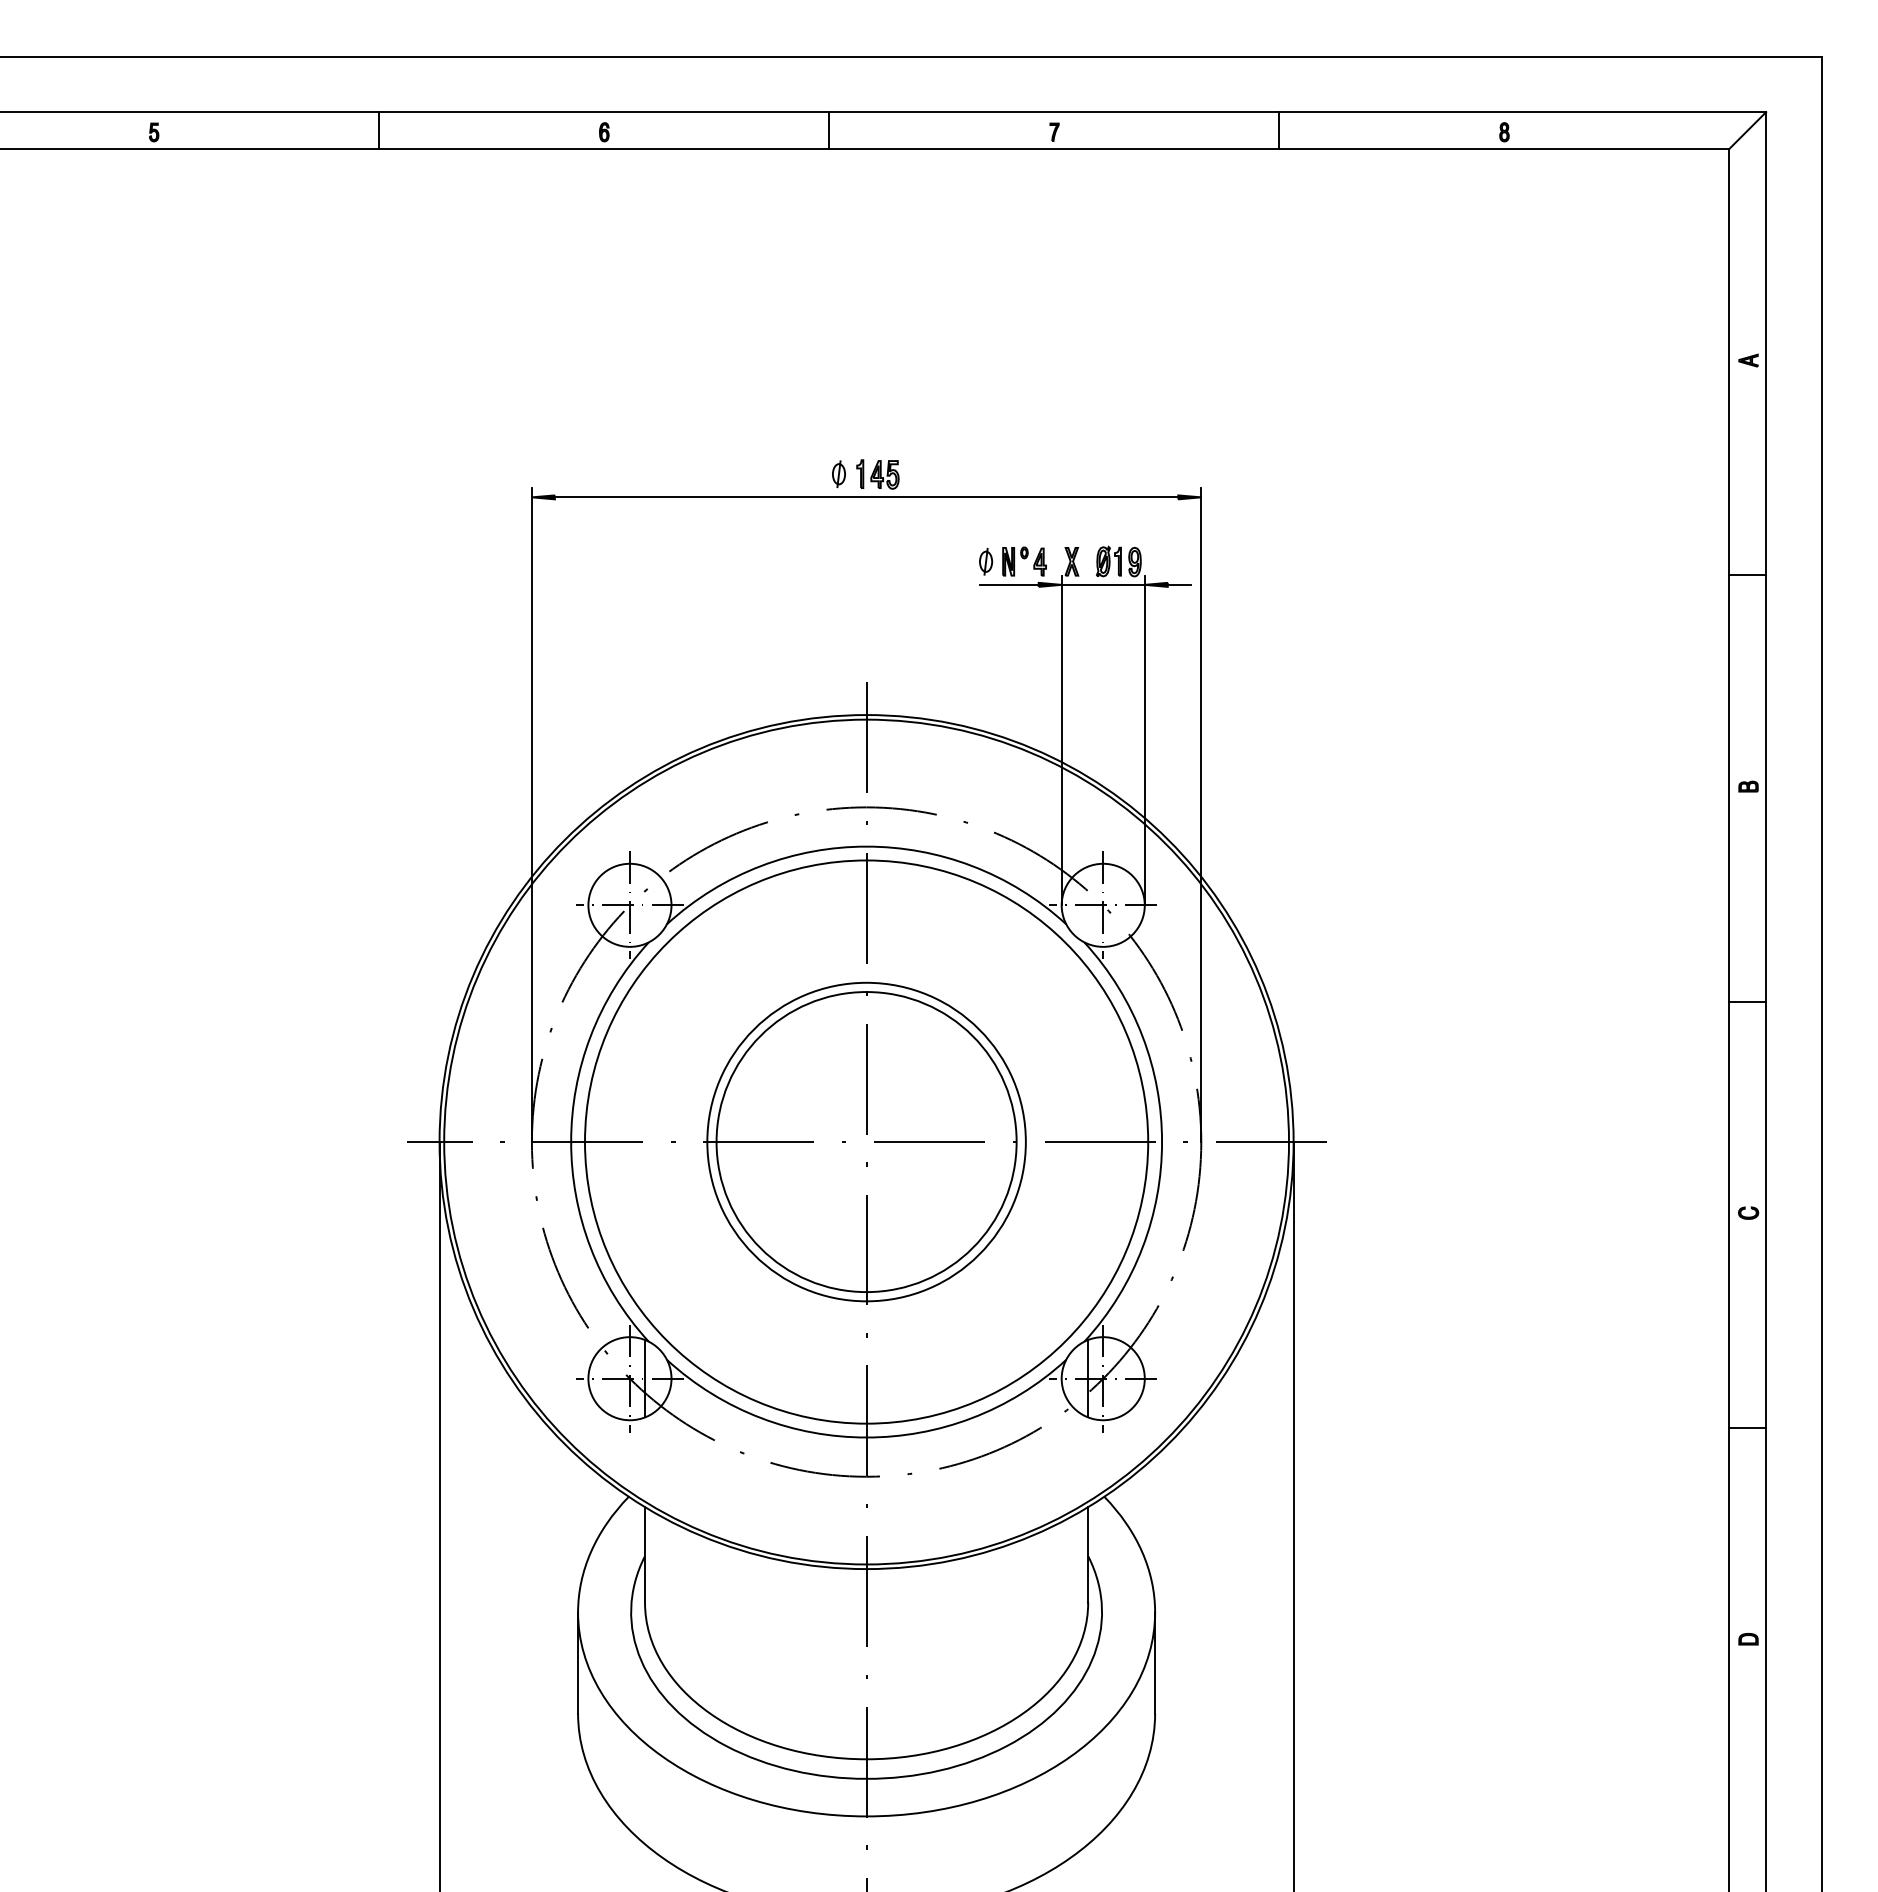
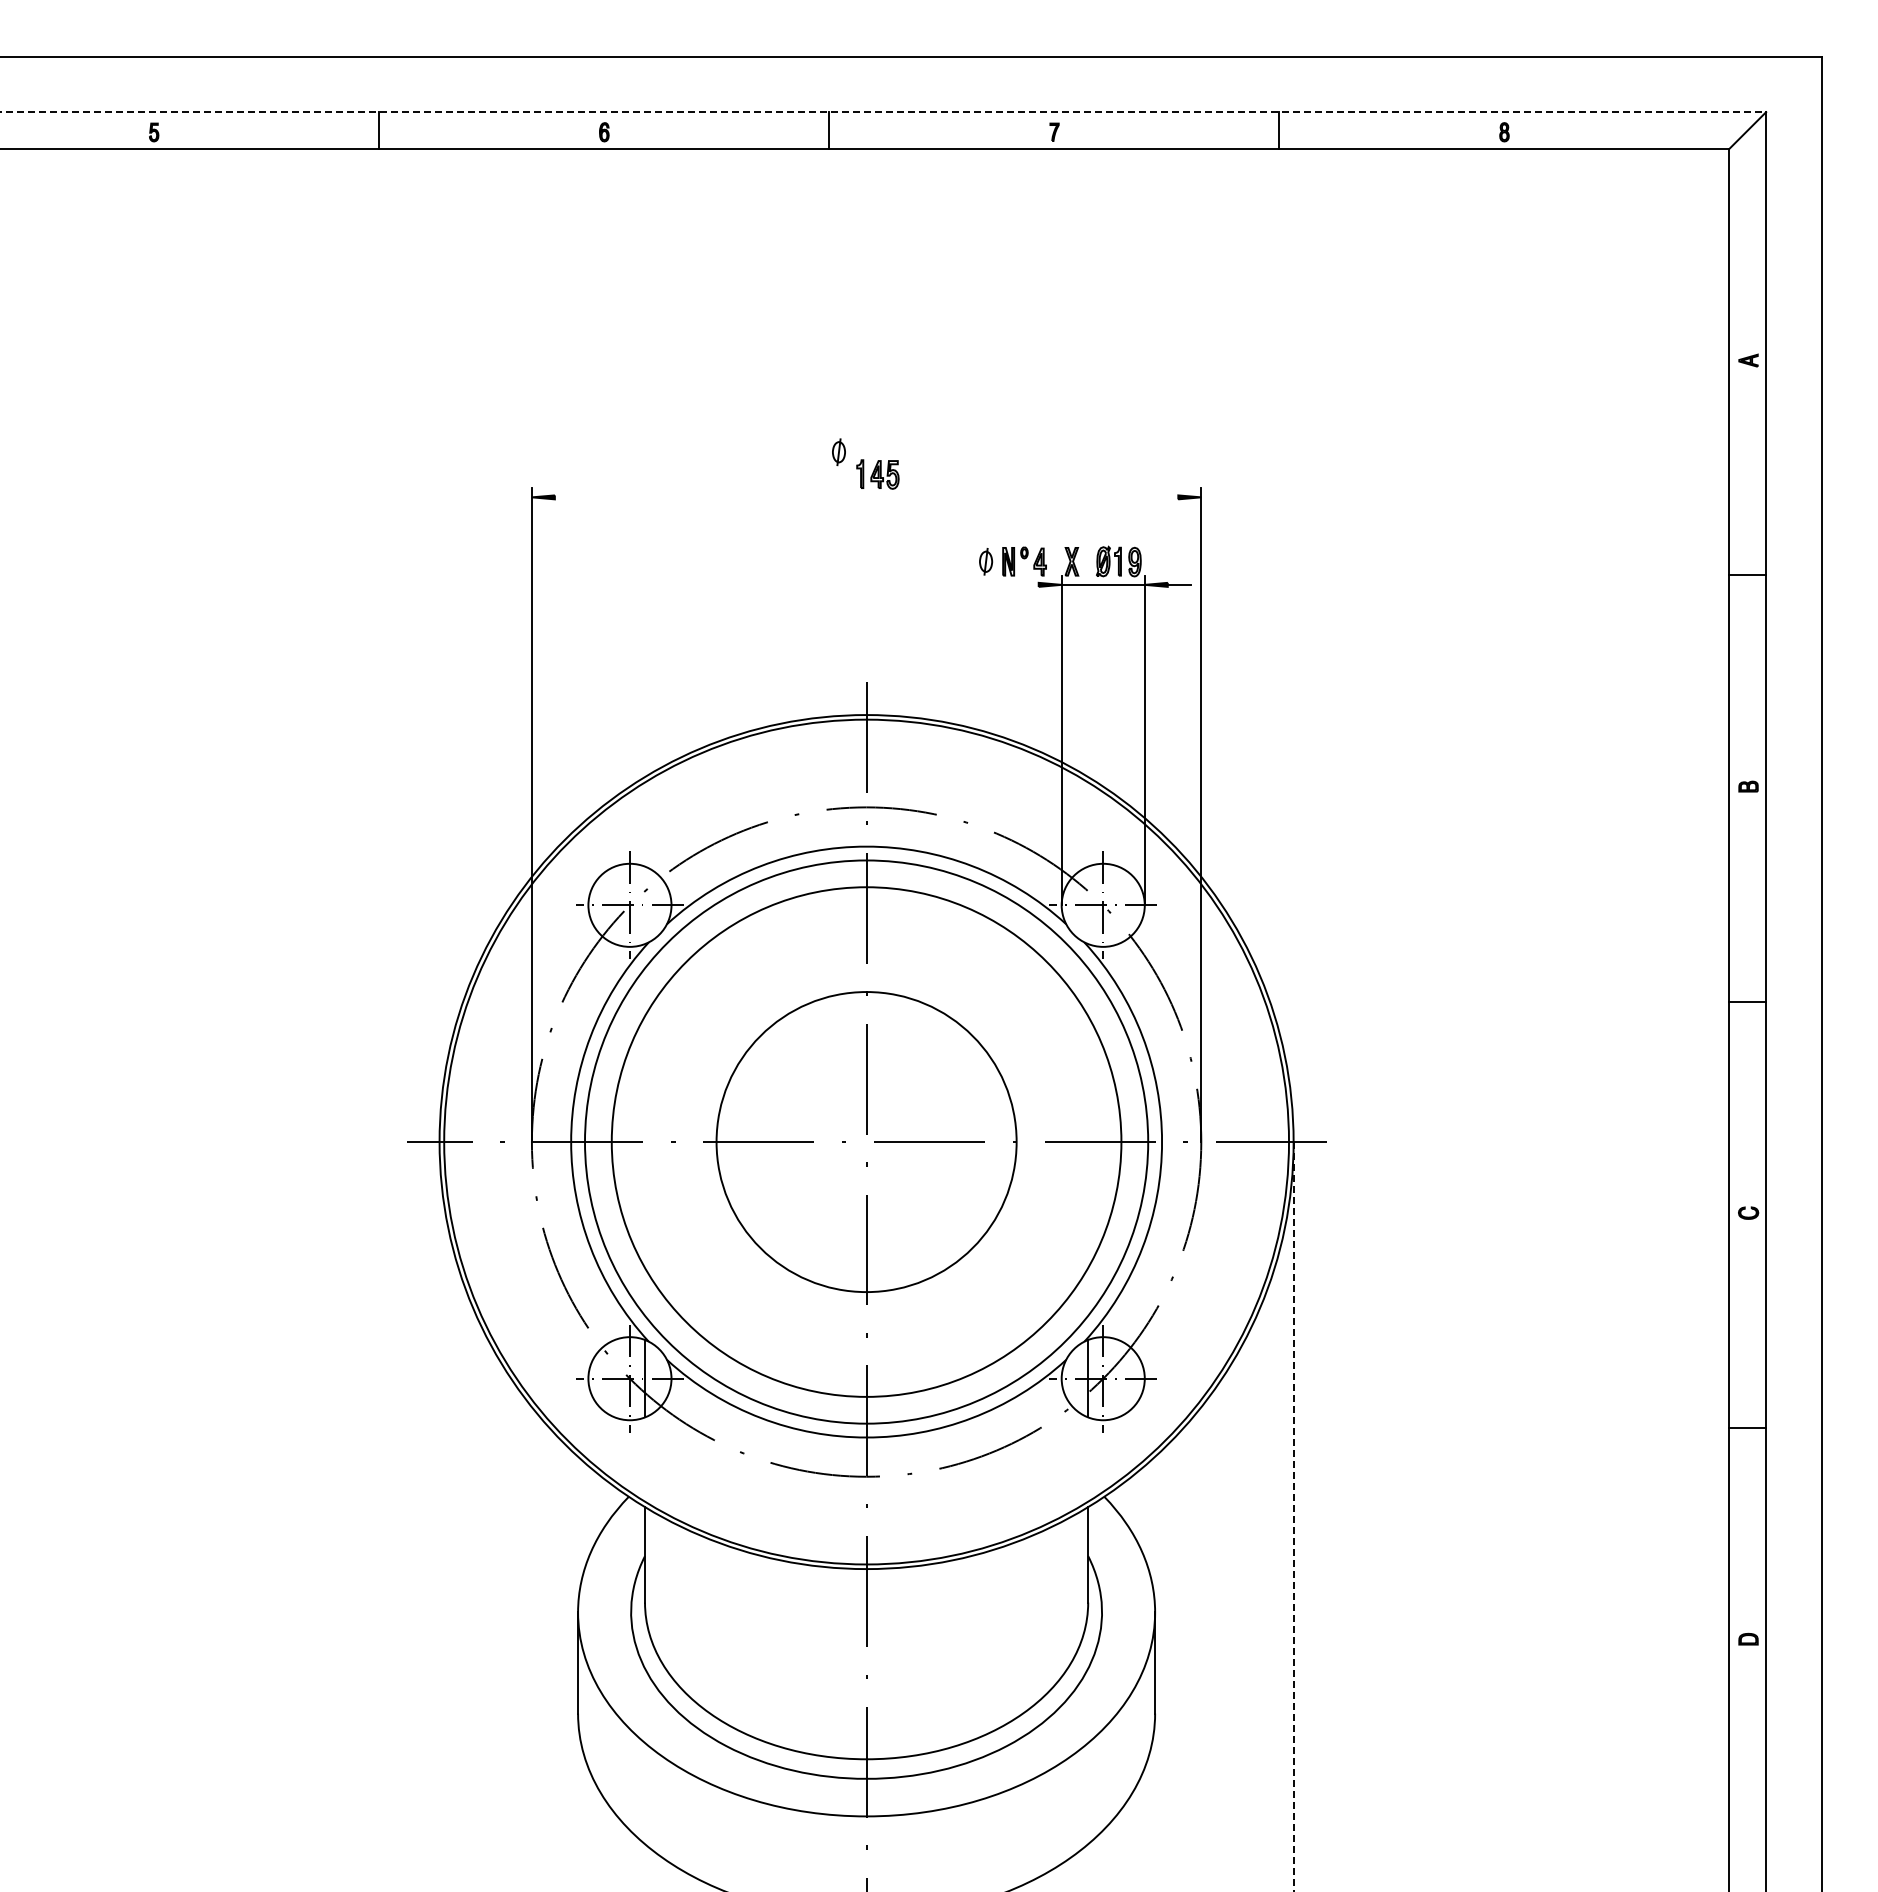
line: solid -> dashed (883, 112)
part position: (838, 474) -> (838, 452) (838, 452)
line: present -> none (866, 497)
line: present -> none (1008, 584)
circle diameter: 319 px -> 510 px (866, 1141)
line: present -> none (439, 1515)
line: solid -> dashed (1293, 1516)
